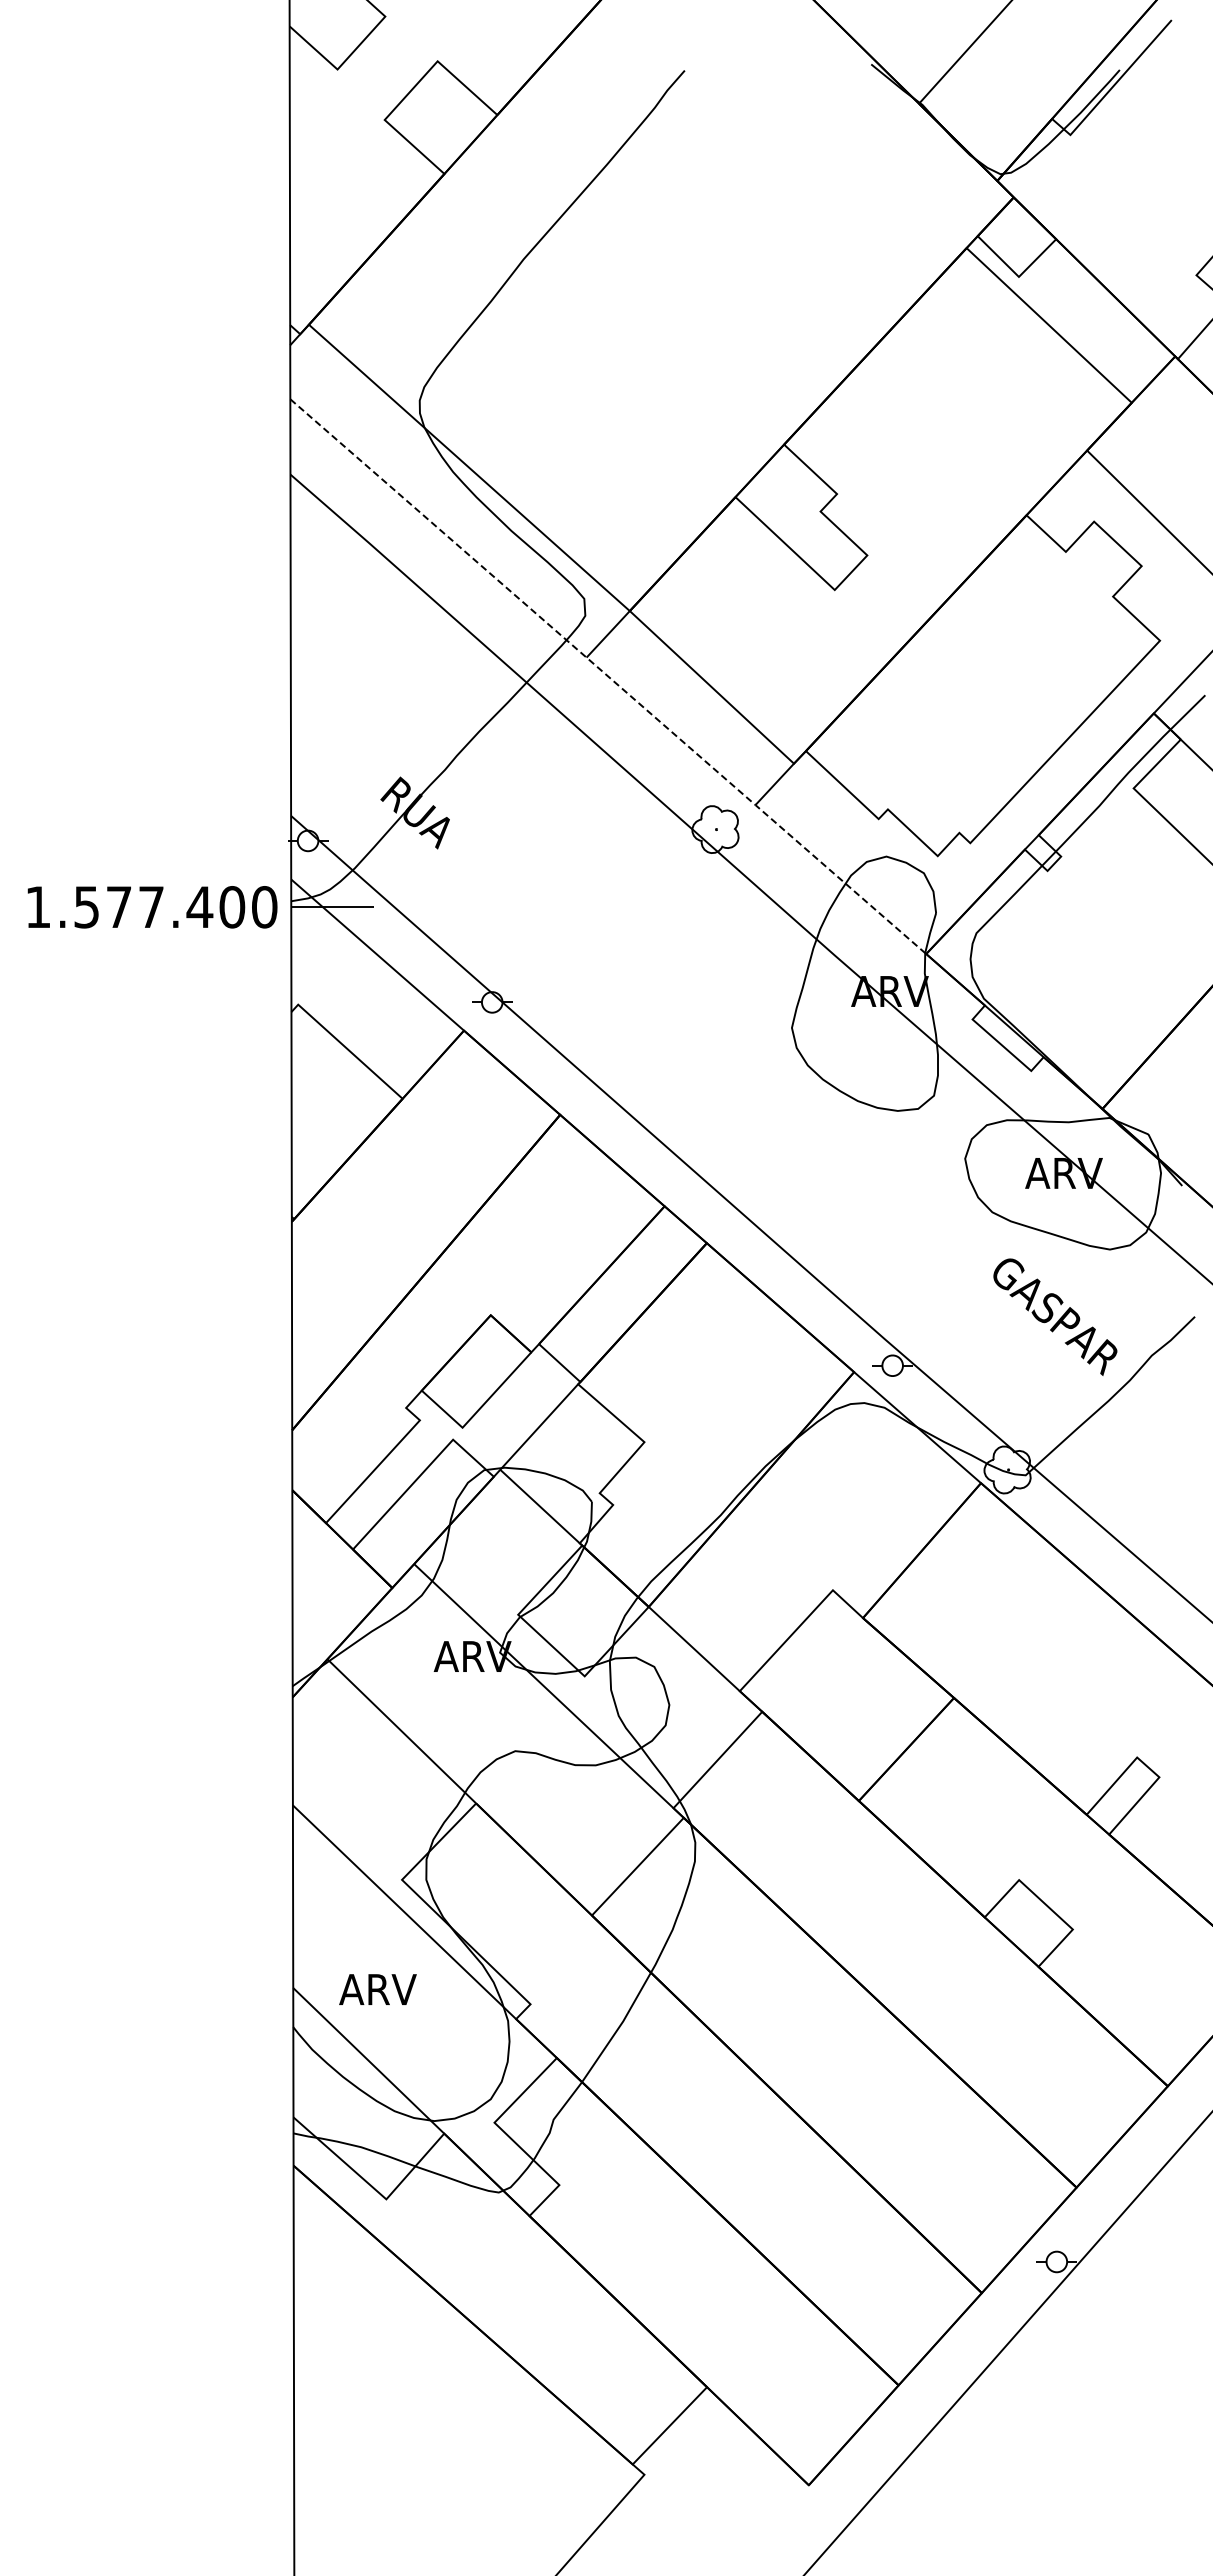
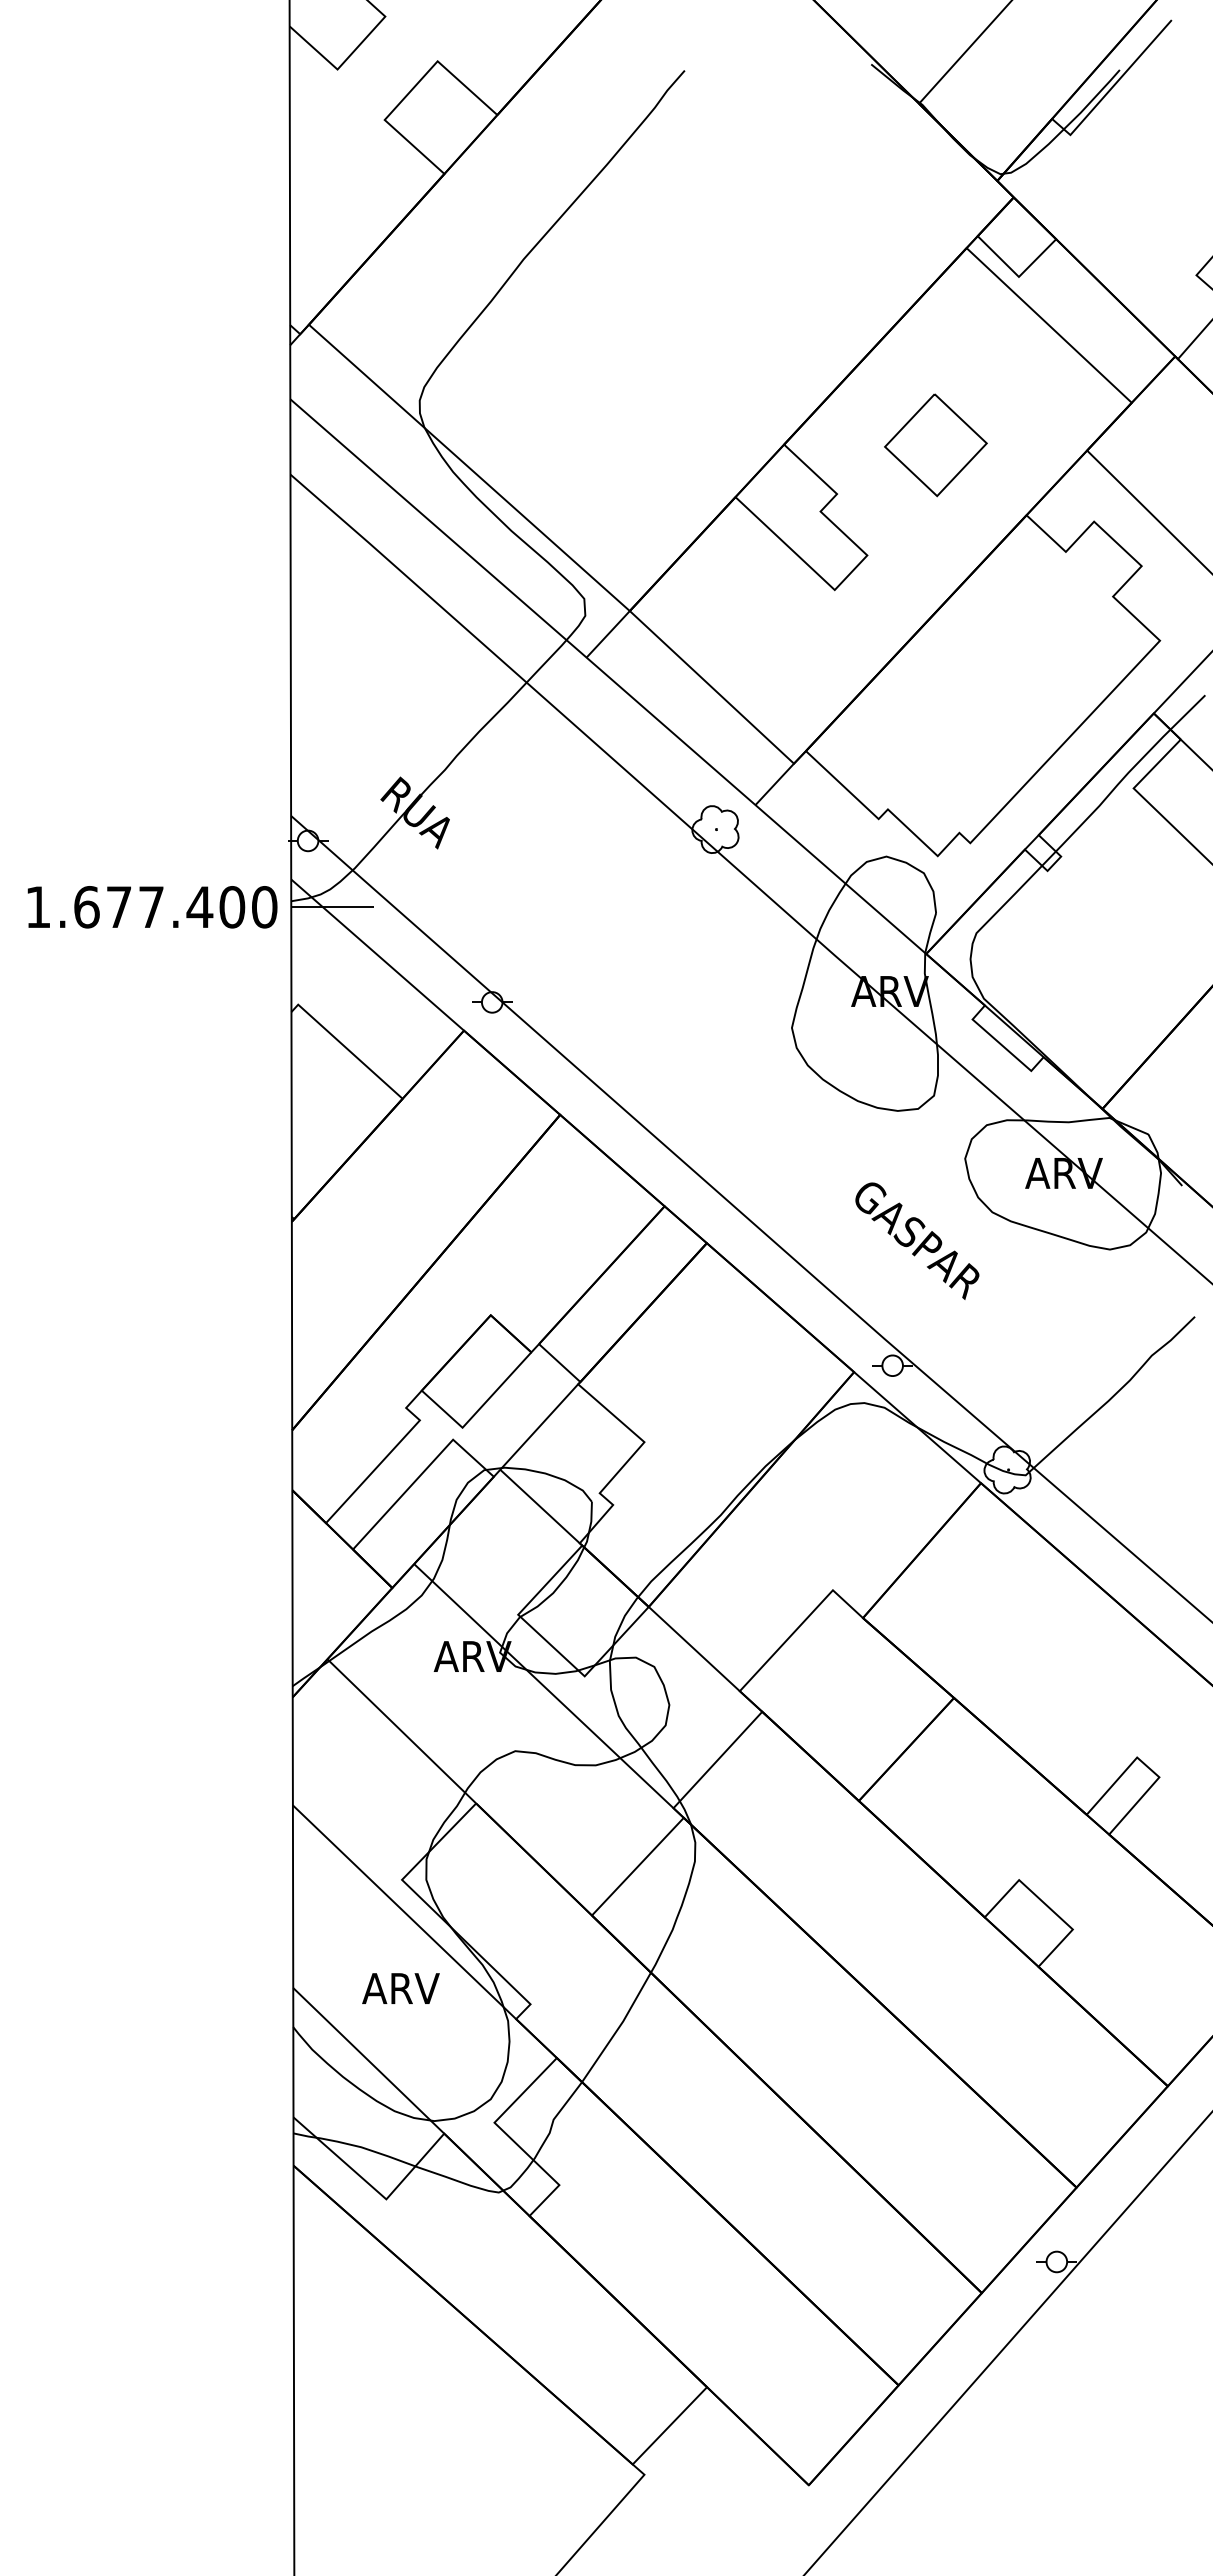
part: none -> present (935, 445)
line: dashed -> solid (608, 676)
text: 1.577.400 -> 1.677.400 (86, 907)
text position: (1055, 1316) -> (917, 1240) (917, 1240)
text position: (377, 1989) -> (400, 1988) (400, 1988)
